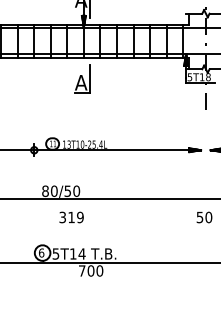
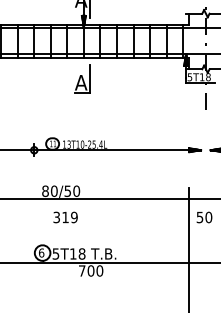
text position: (71, 217) -> (65, 217) (65, 217)
line: none -> present (189, 248)
text: 5T14 -> 5T18 (81, 253)
